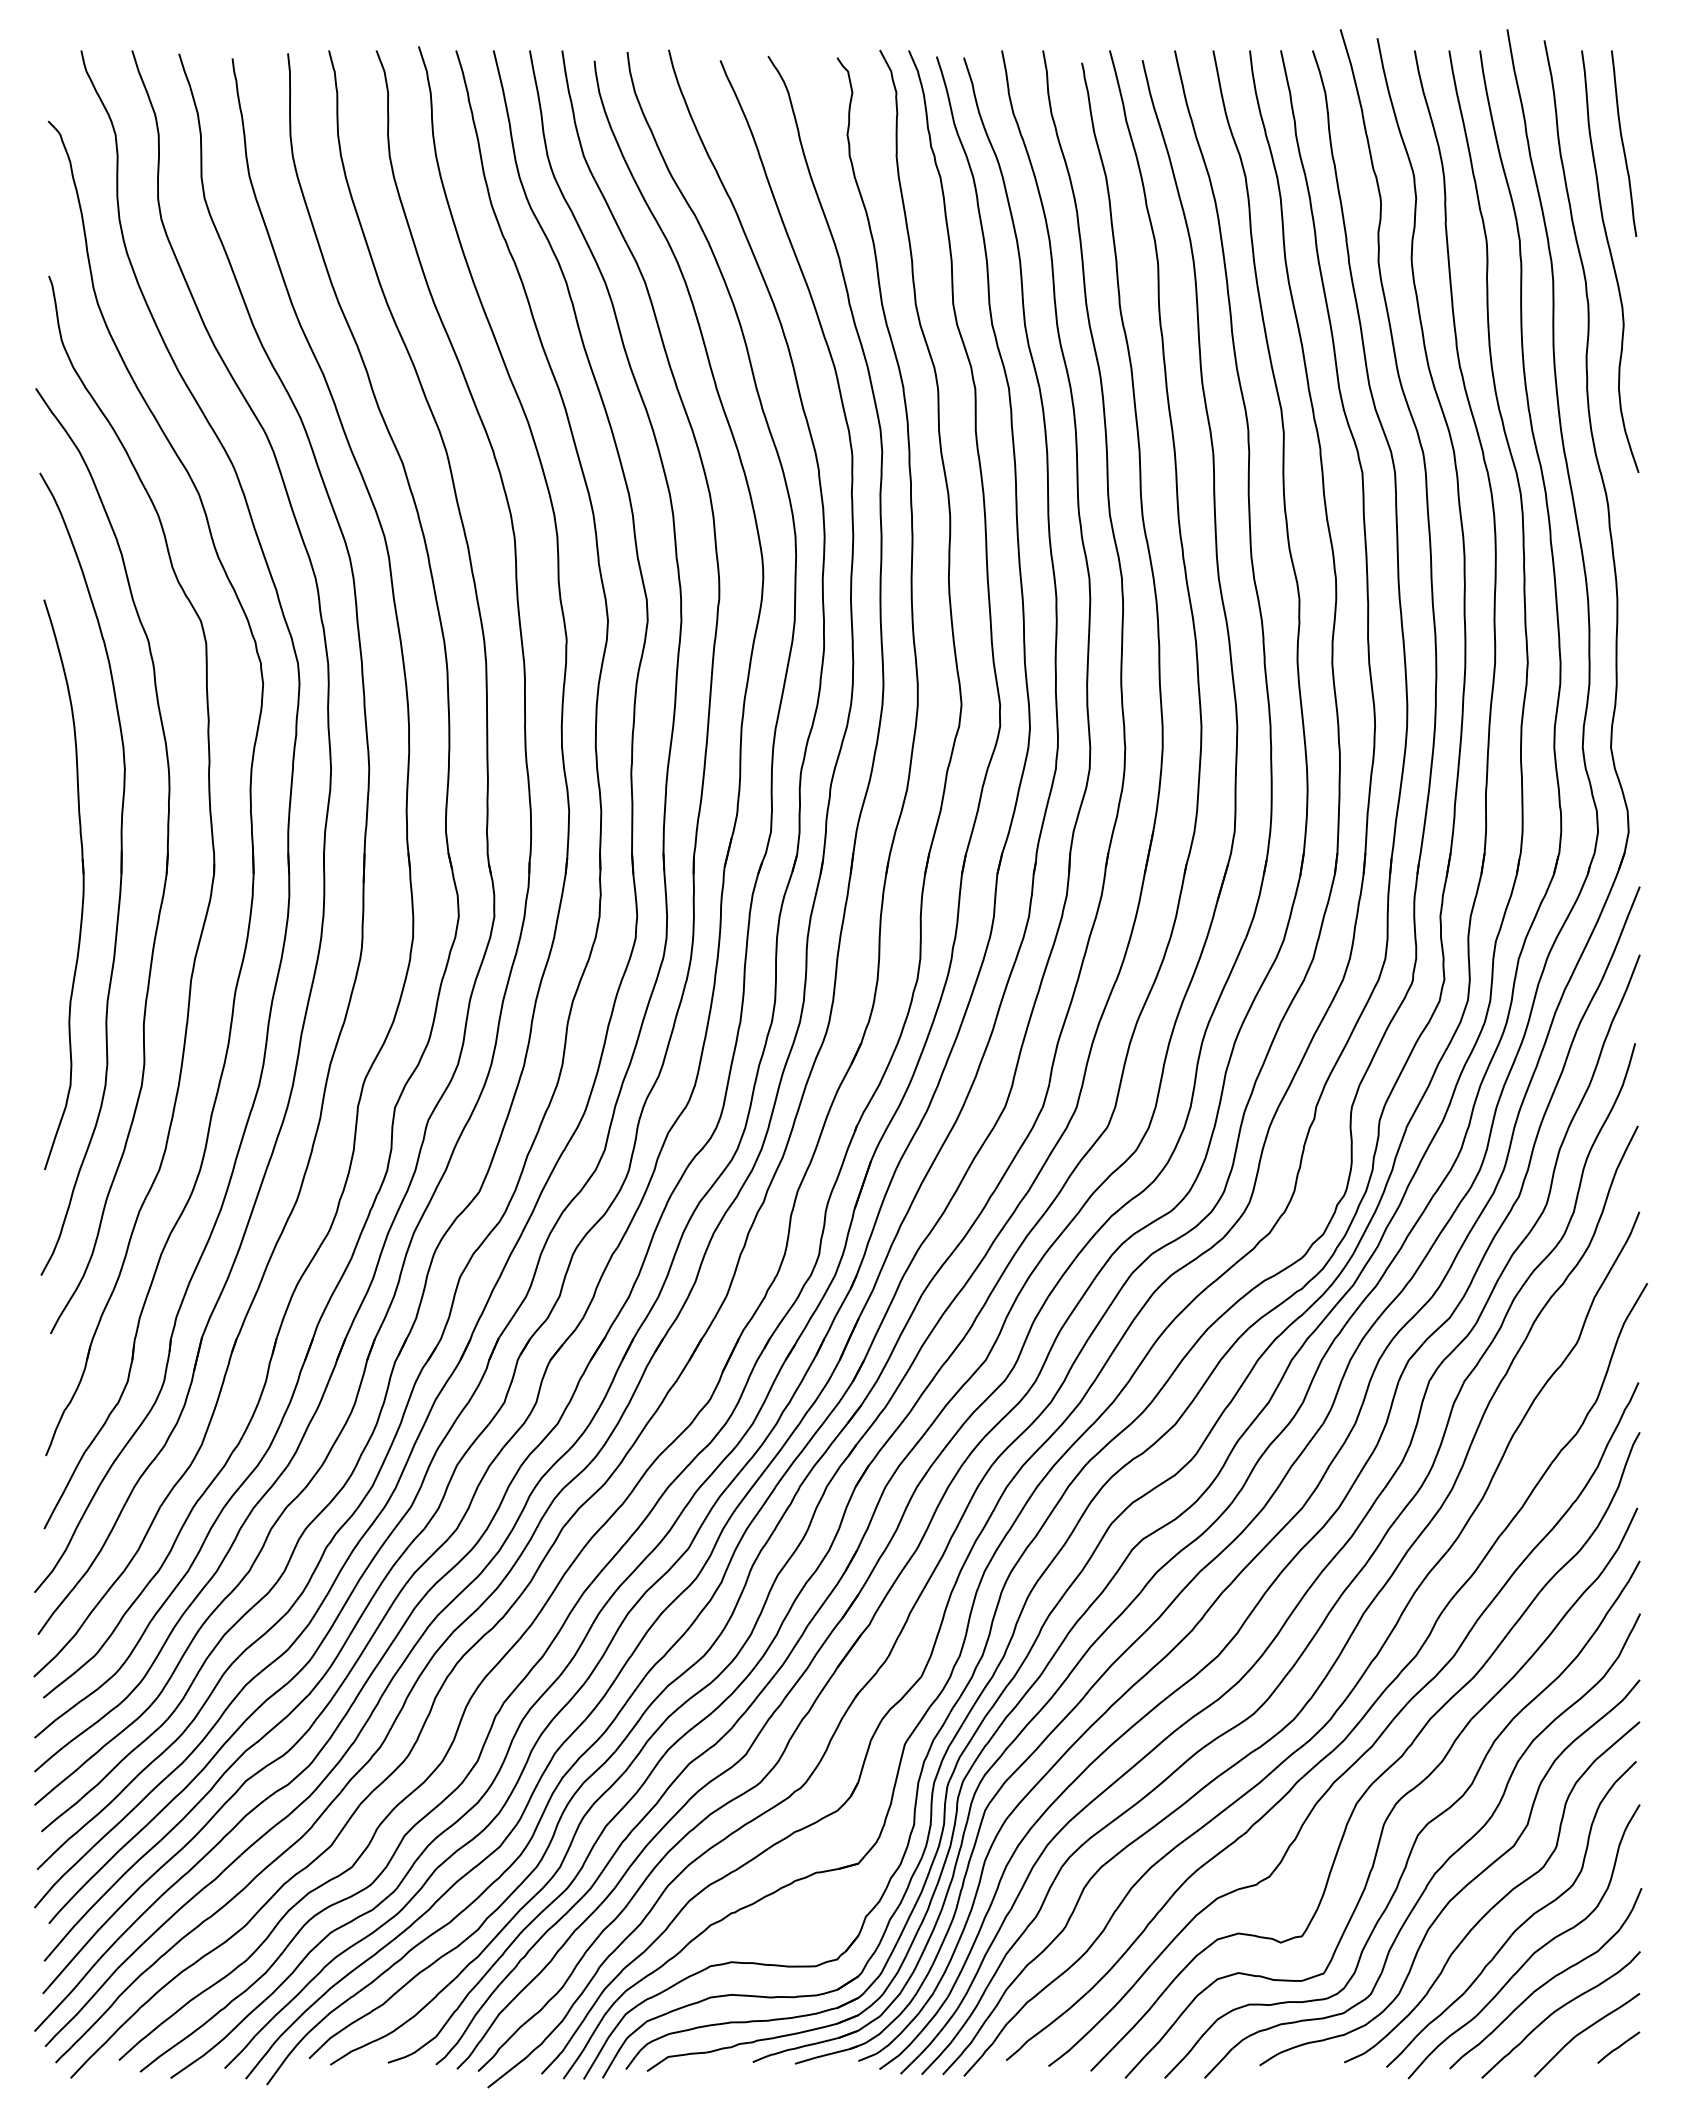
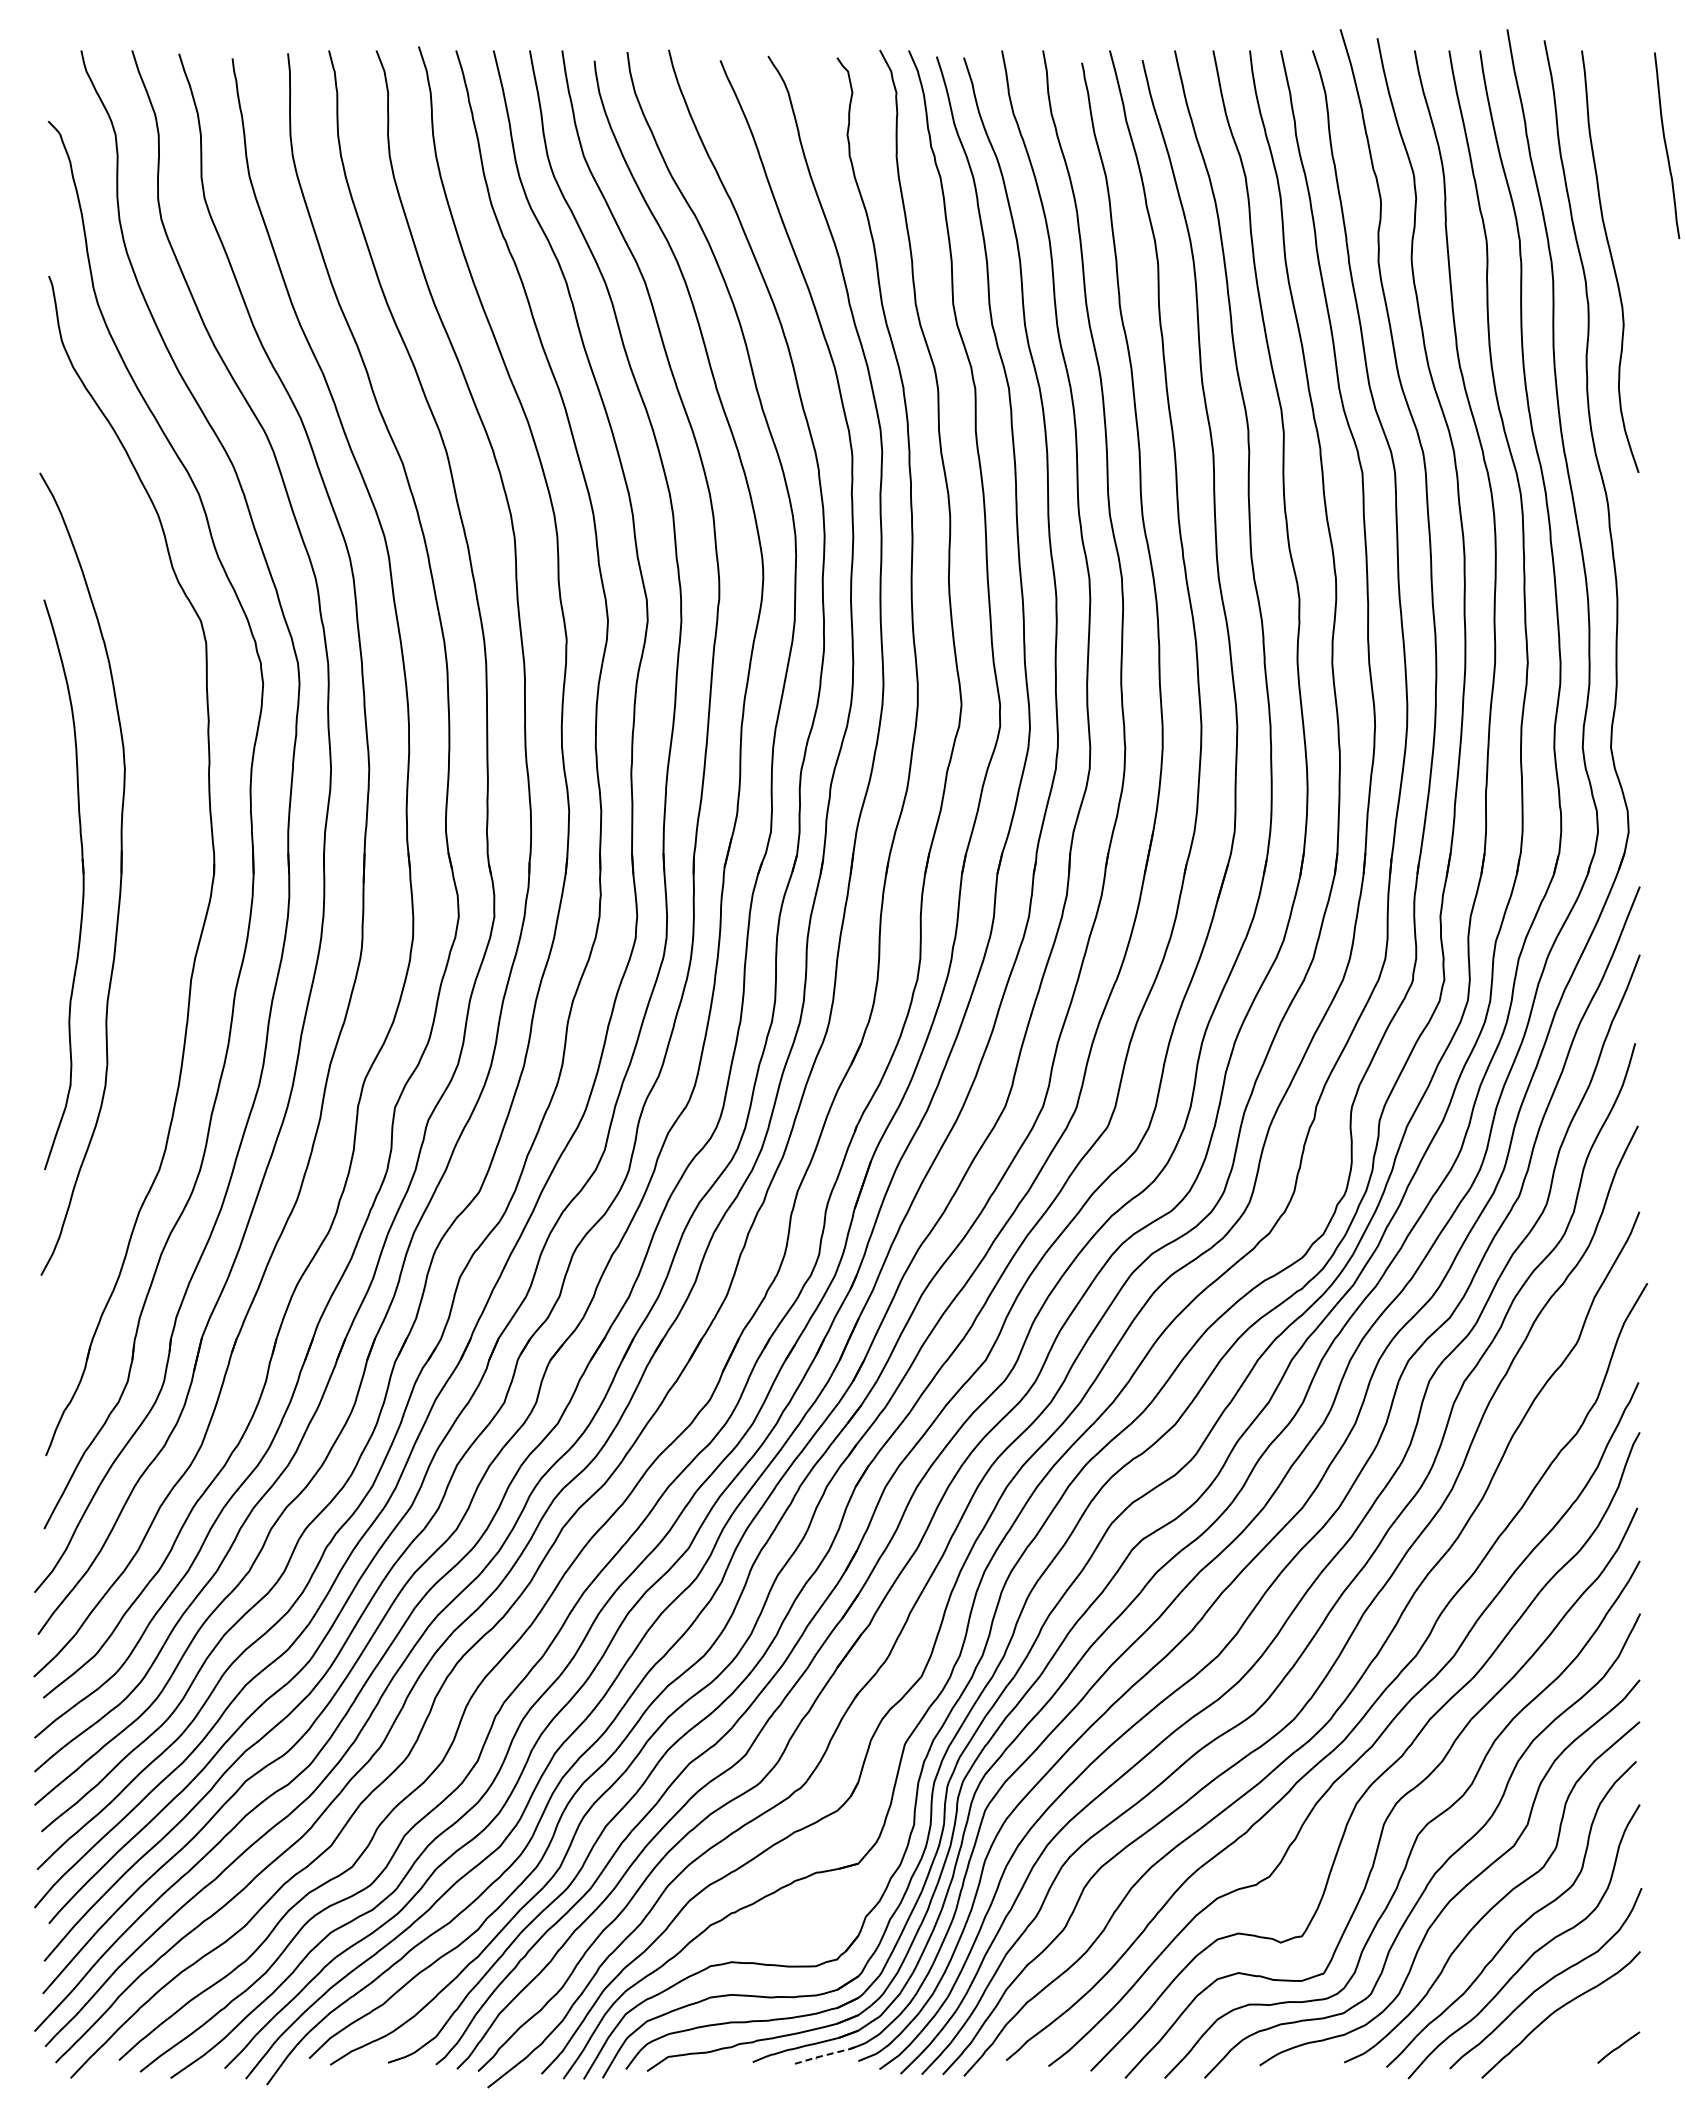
curve position: (1623, 143) -> (1666, 145) (1666, 145)
part: present -> none (165, 870)
curve: present -> none (1583, 2032)
line: solid -> dashed (826, 2054)
